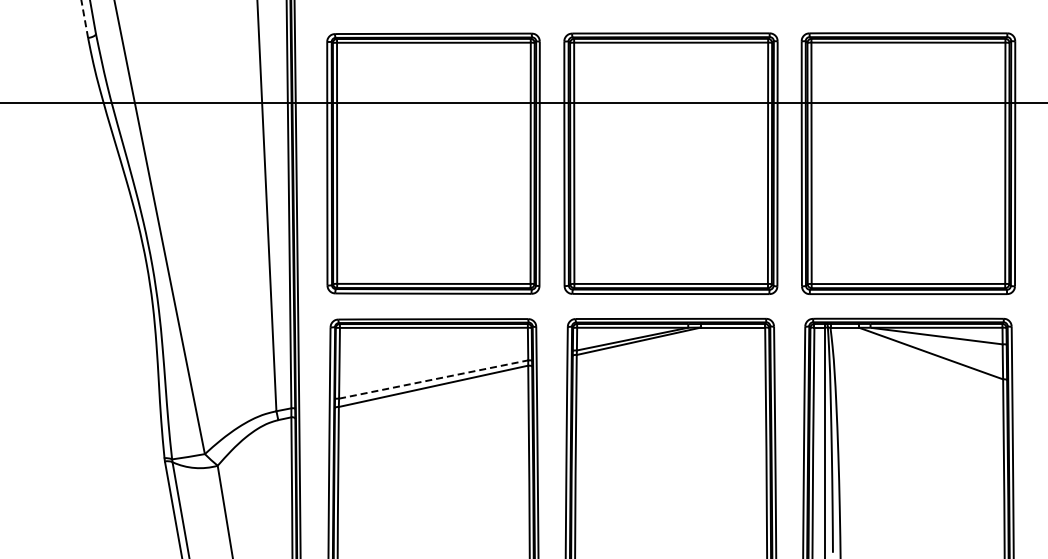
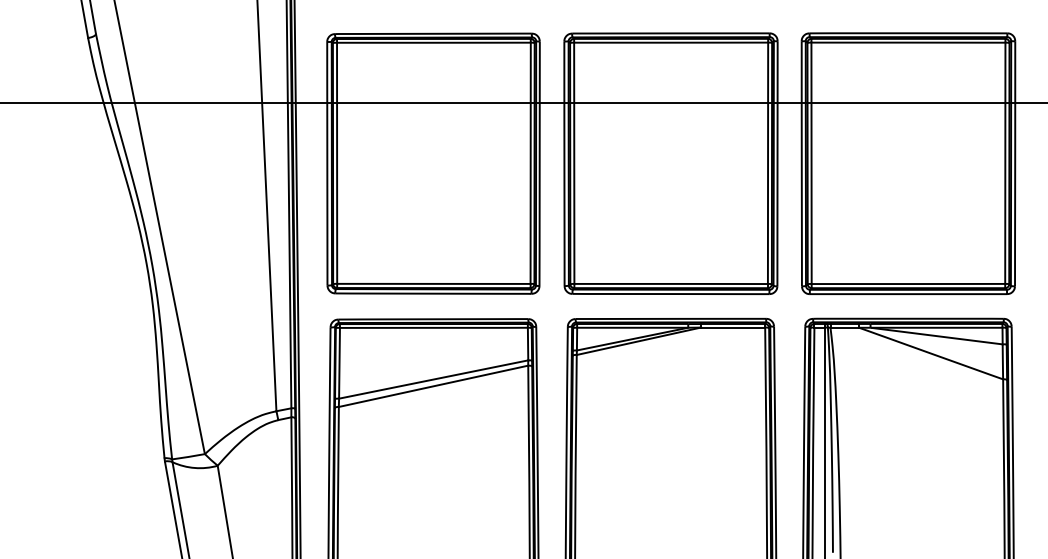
line: dashed -> solid (84, 19)
line: dashed -> solid (433, 379)
